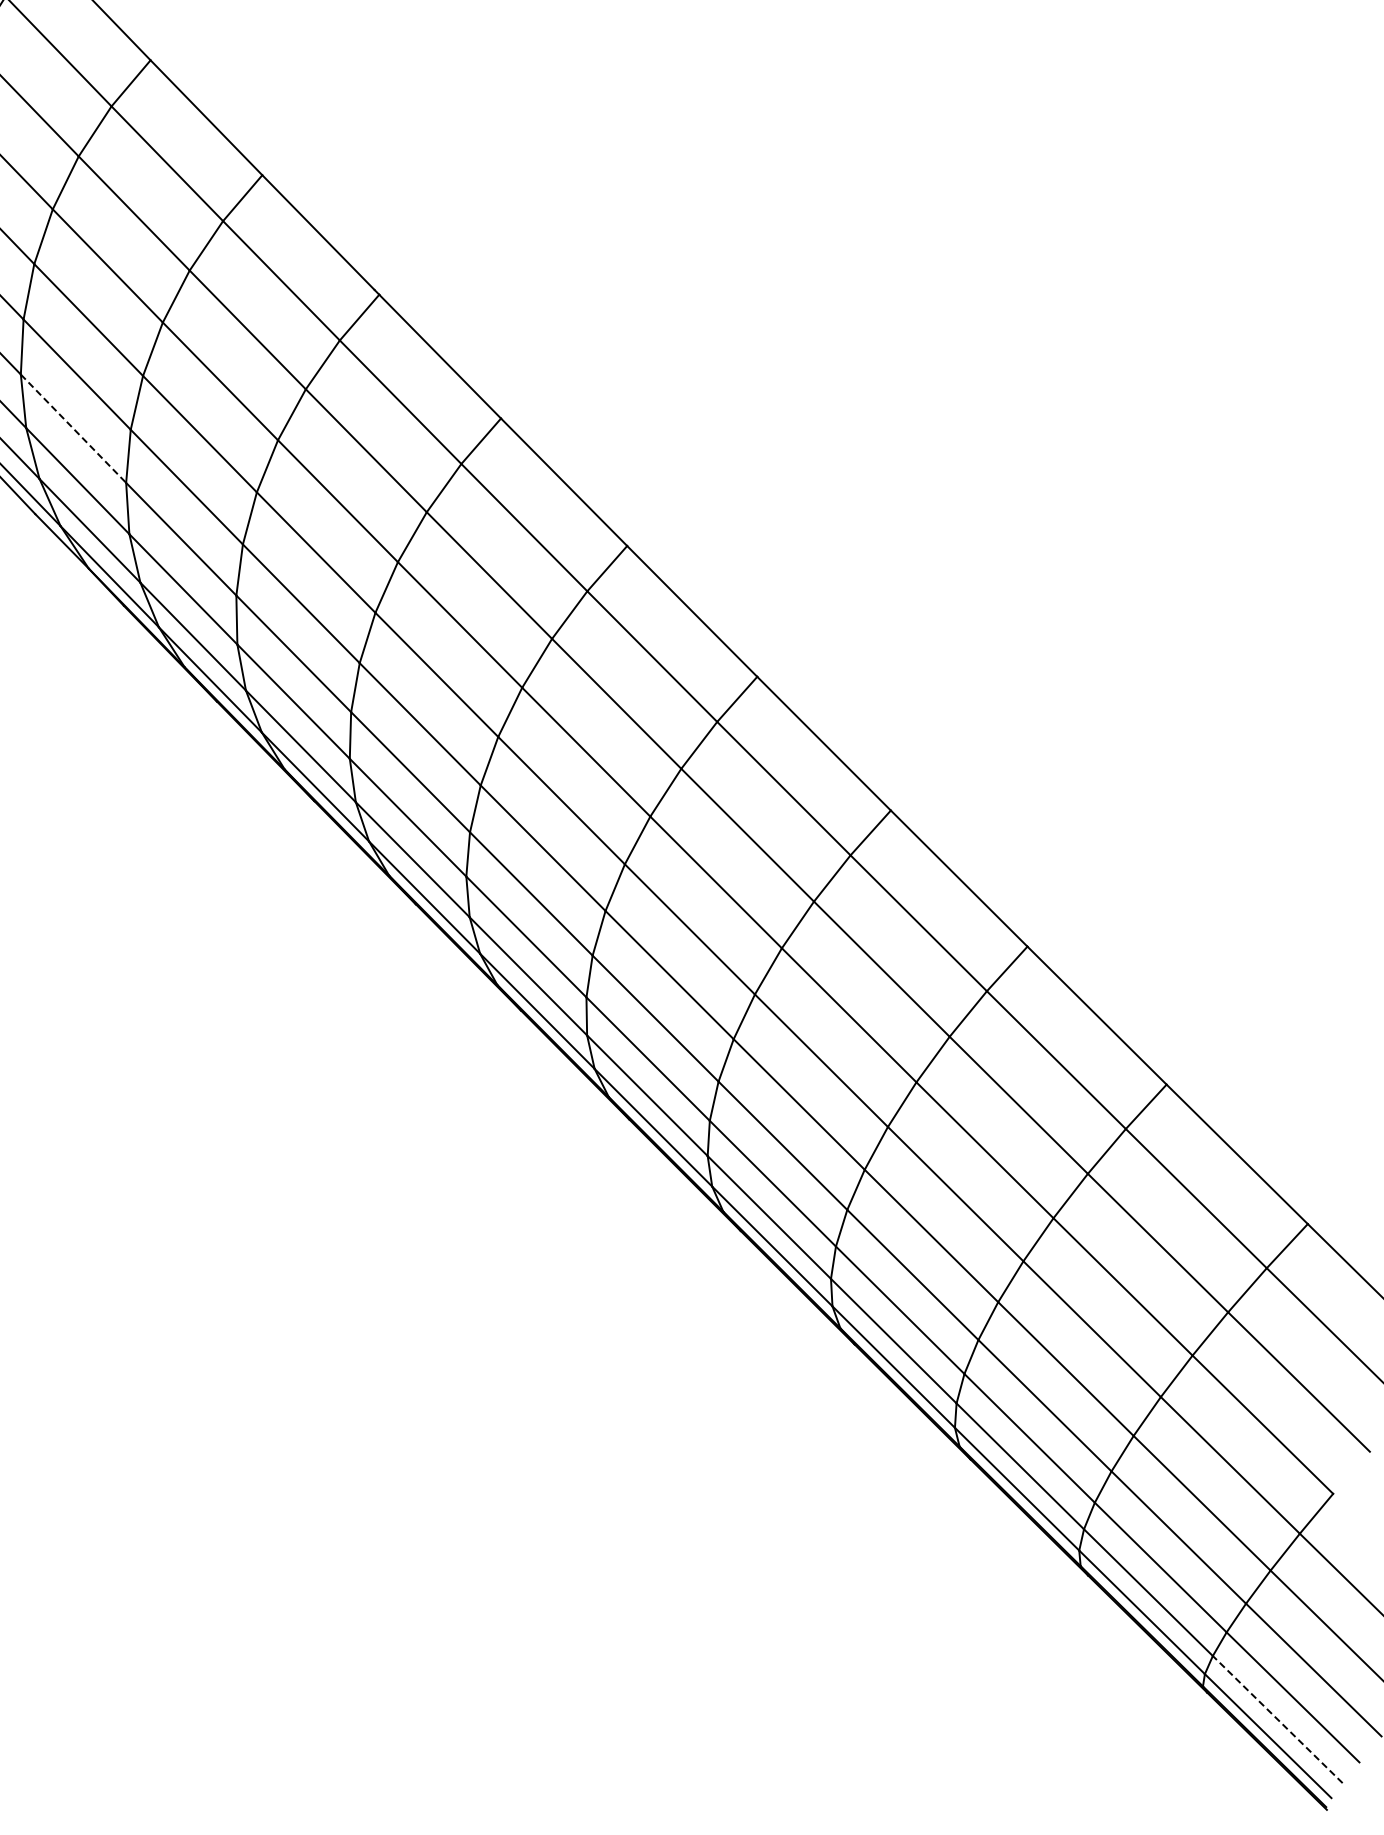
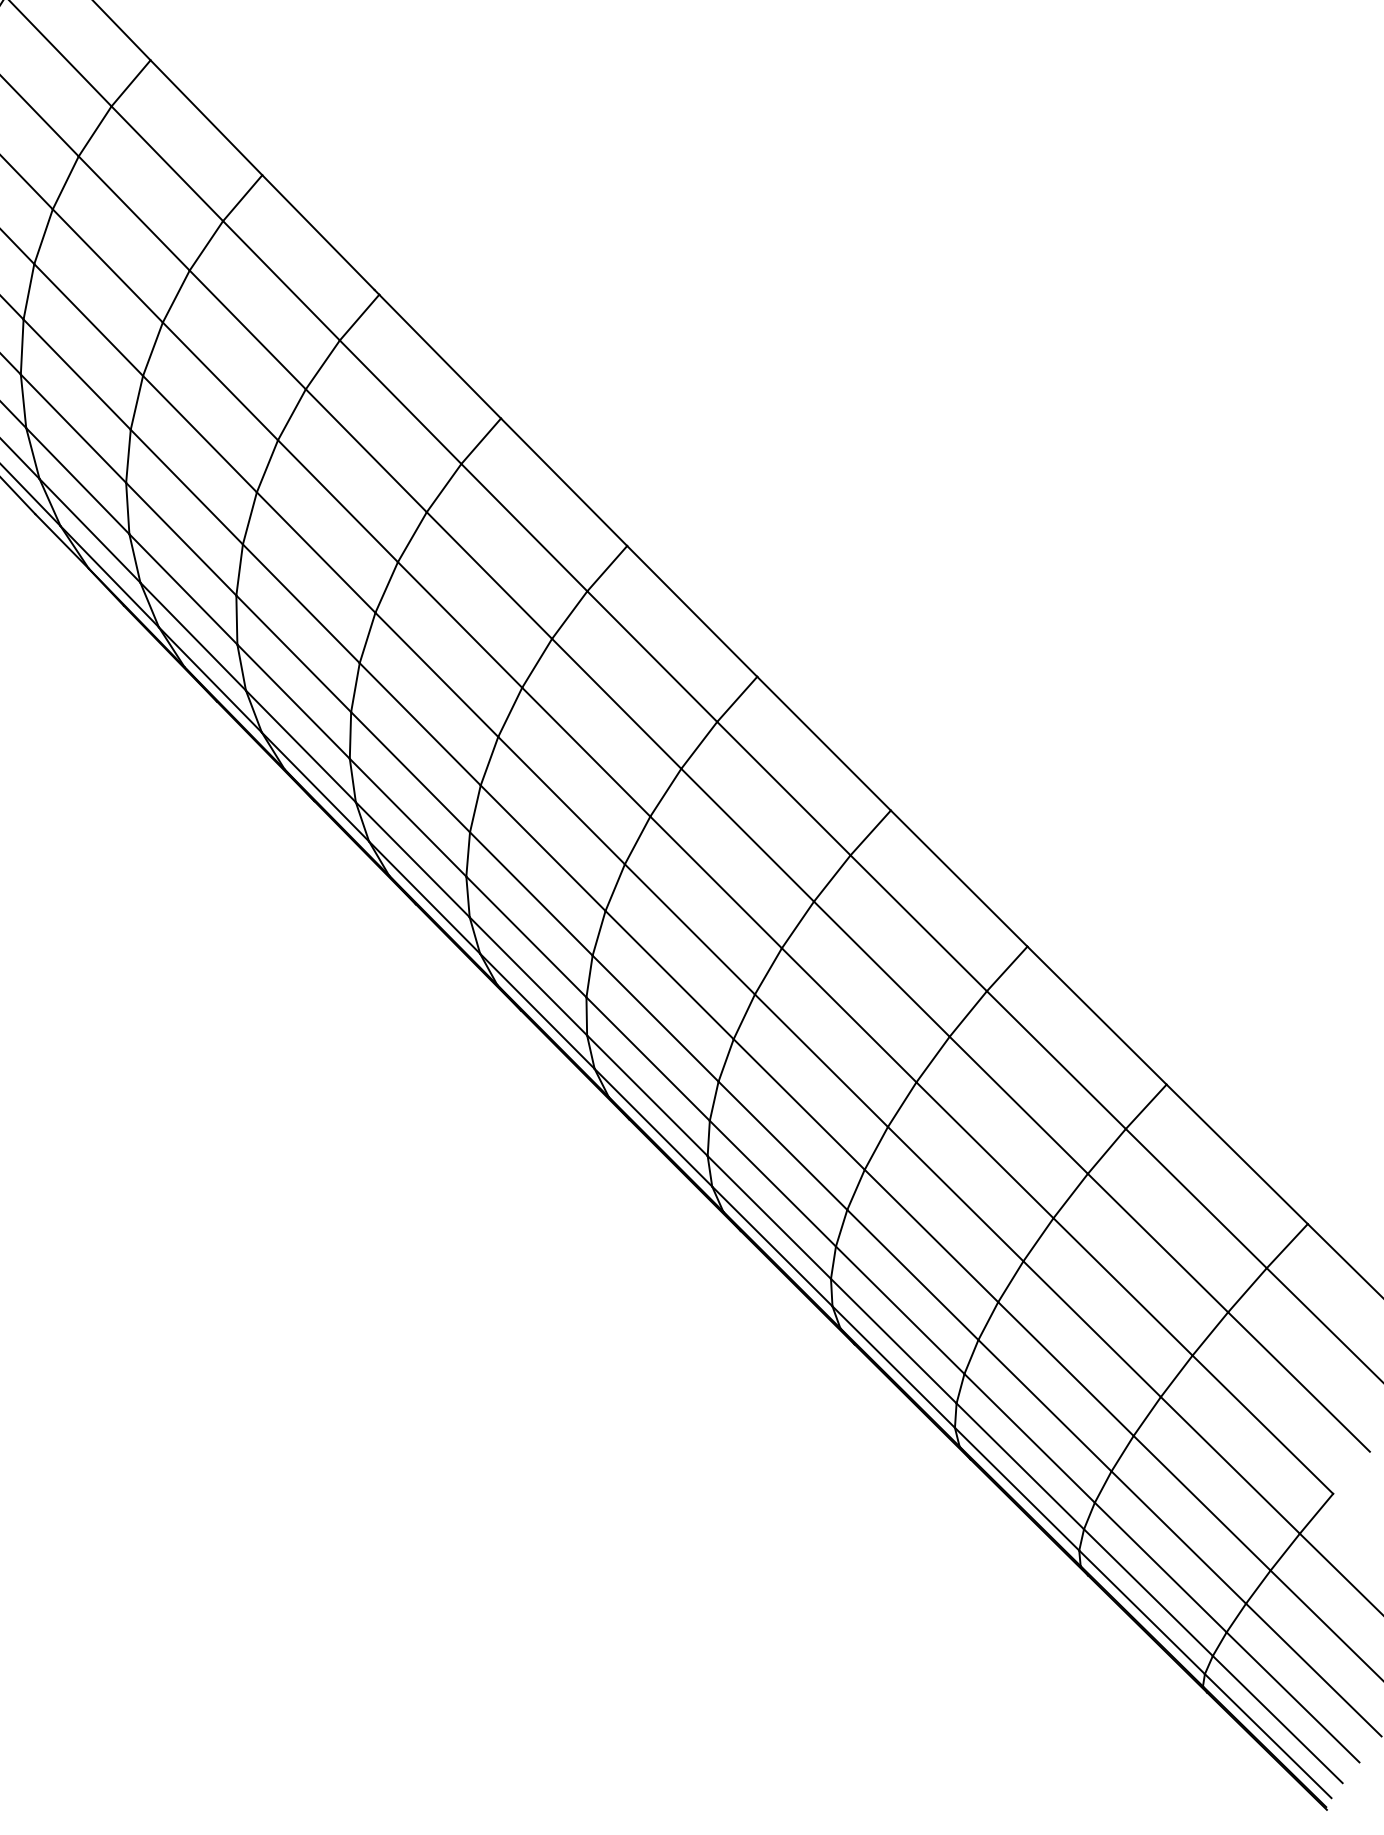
line: dashed -> solid (73, 428)
line: dashed -> solid (1277, 1719)
